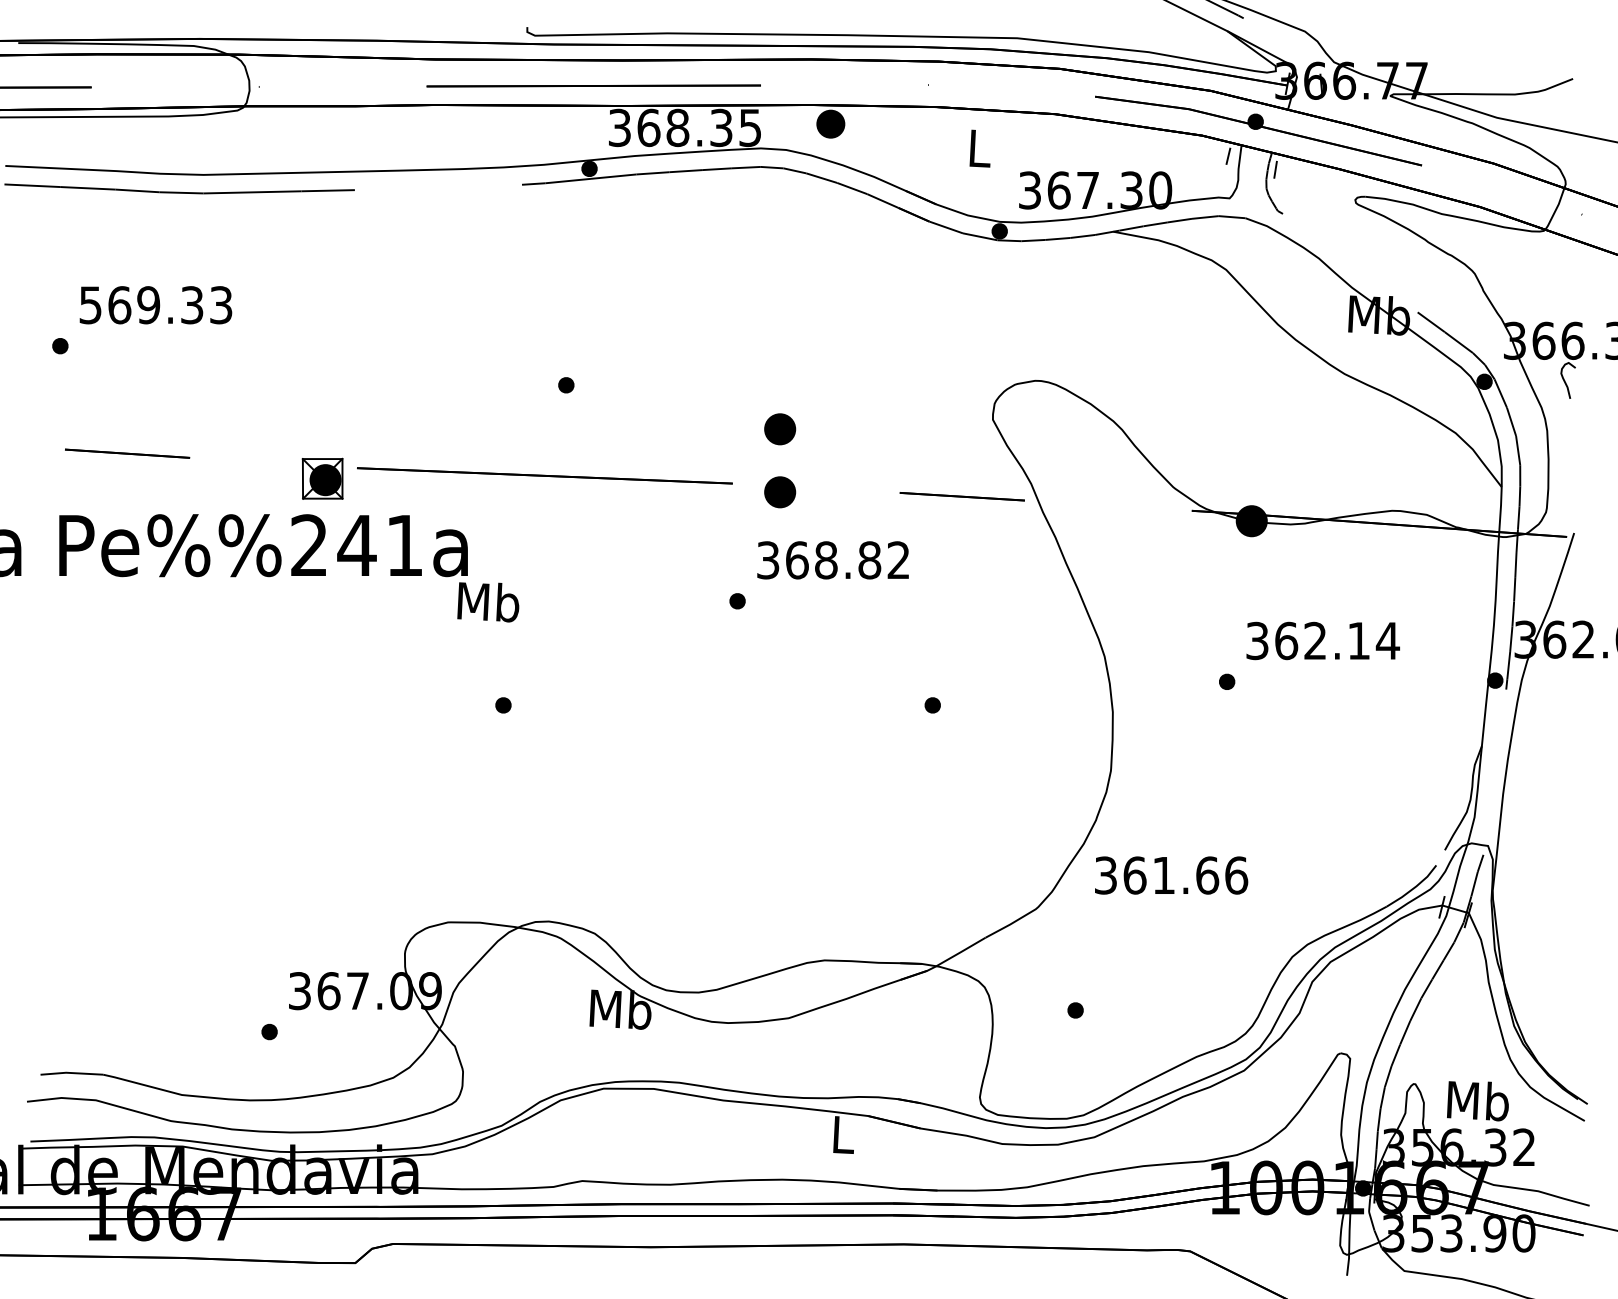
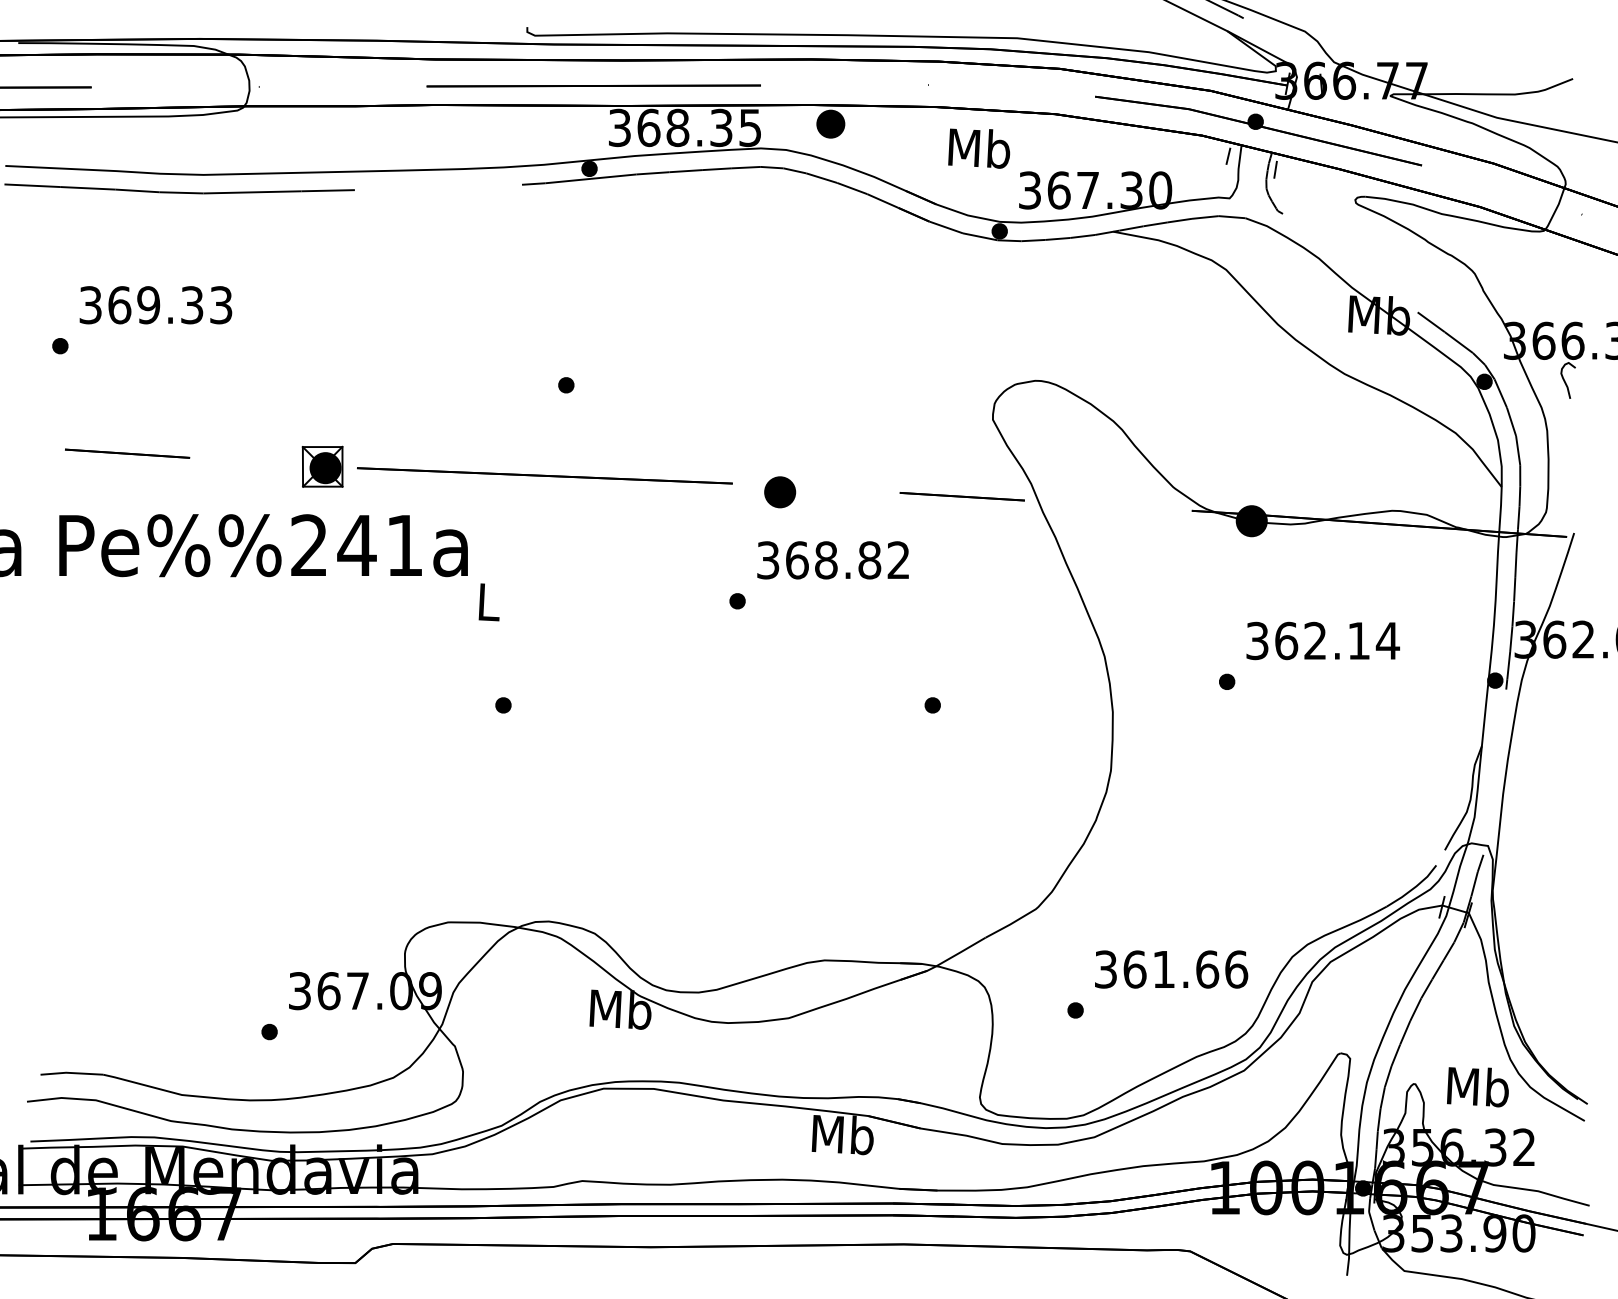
text: L -> Mb (979, 148)
text: 569.33 -> 369.33 (90, 304)
part: present -> none (780, 429)
part position: (322, 478) -> (322, 466) (322, 466)
text: Mb -> L (488, 602)
text position: (1171, 875) -> (1171, 969) (1171, 969)
text position: (1477, 1101) -> (1477, 1087) (1477, 1087)
text: L -> Mb (842, 1135)
